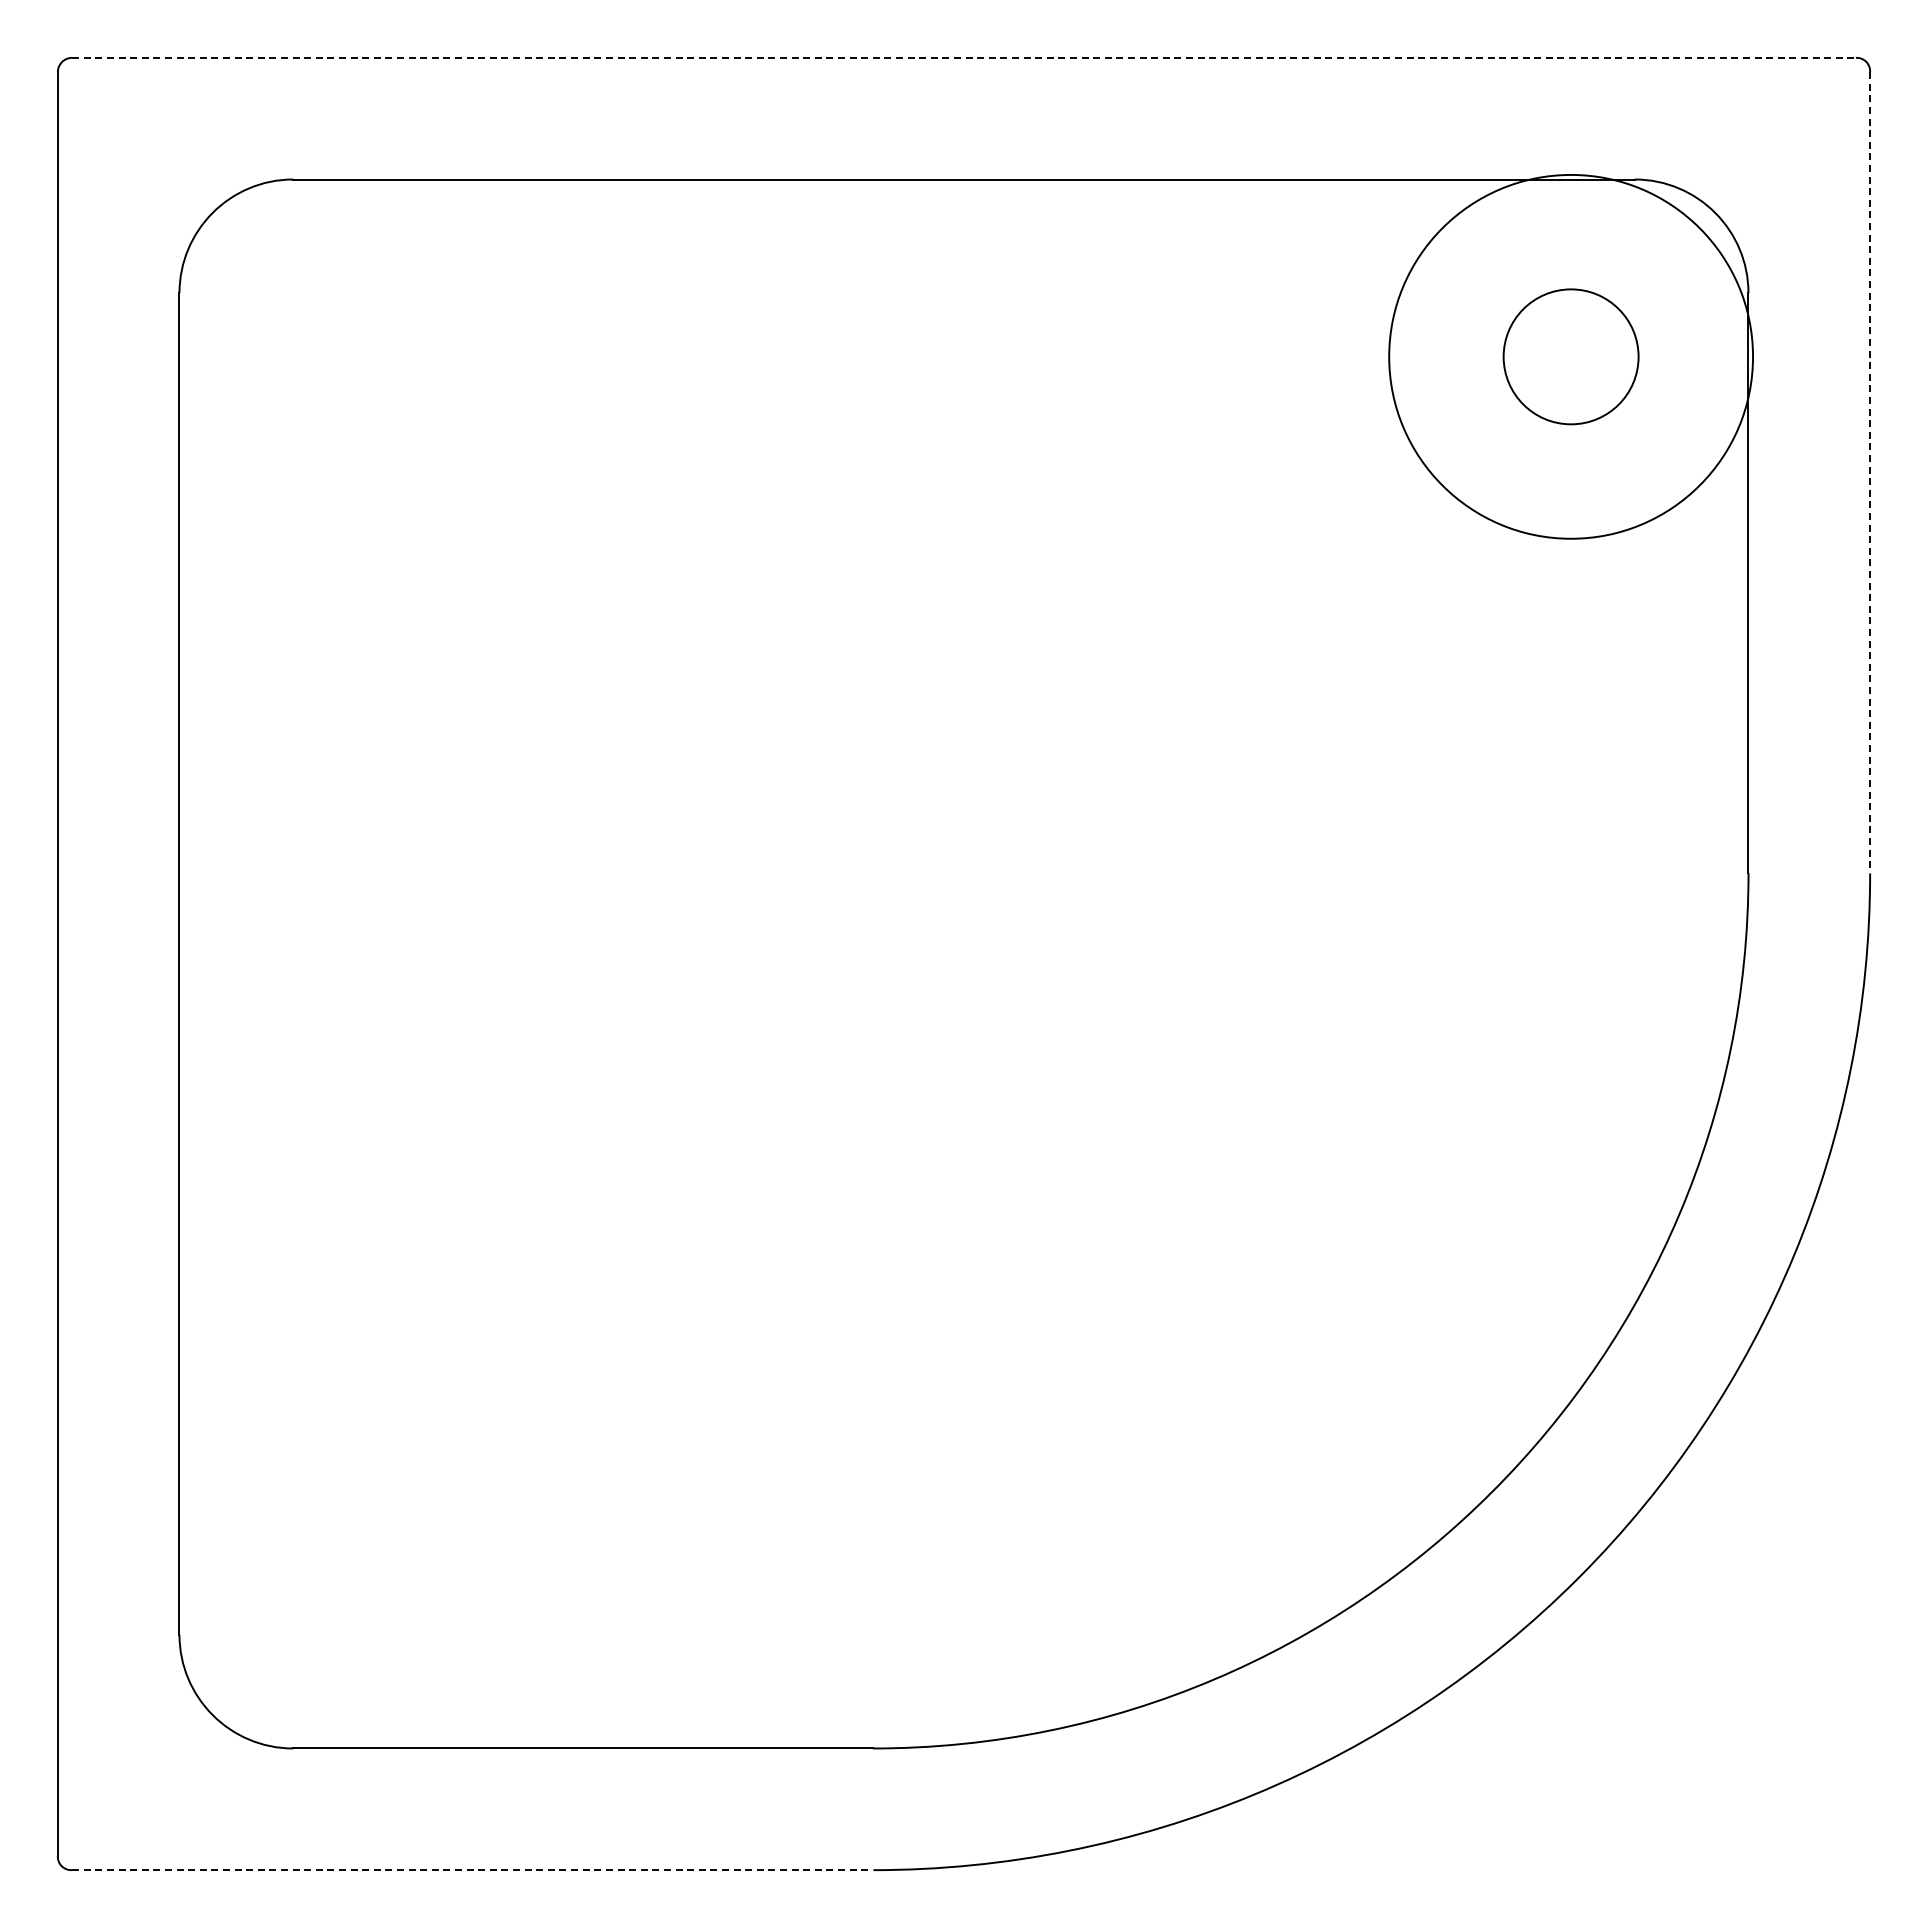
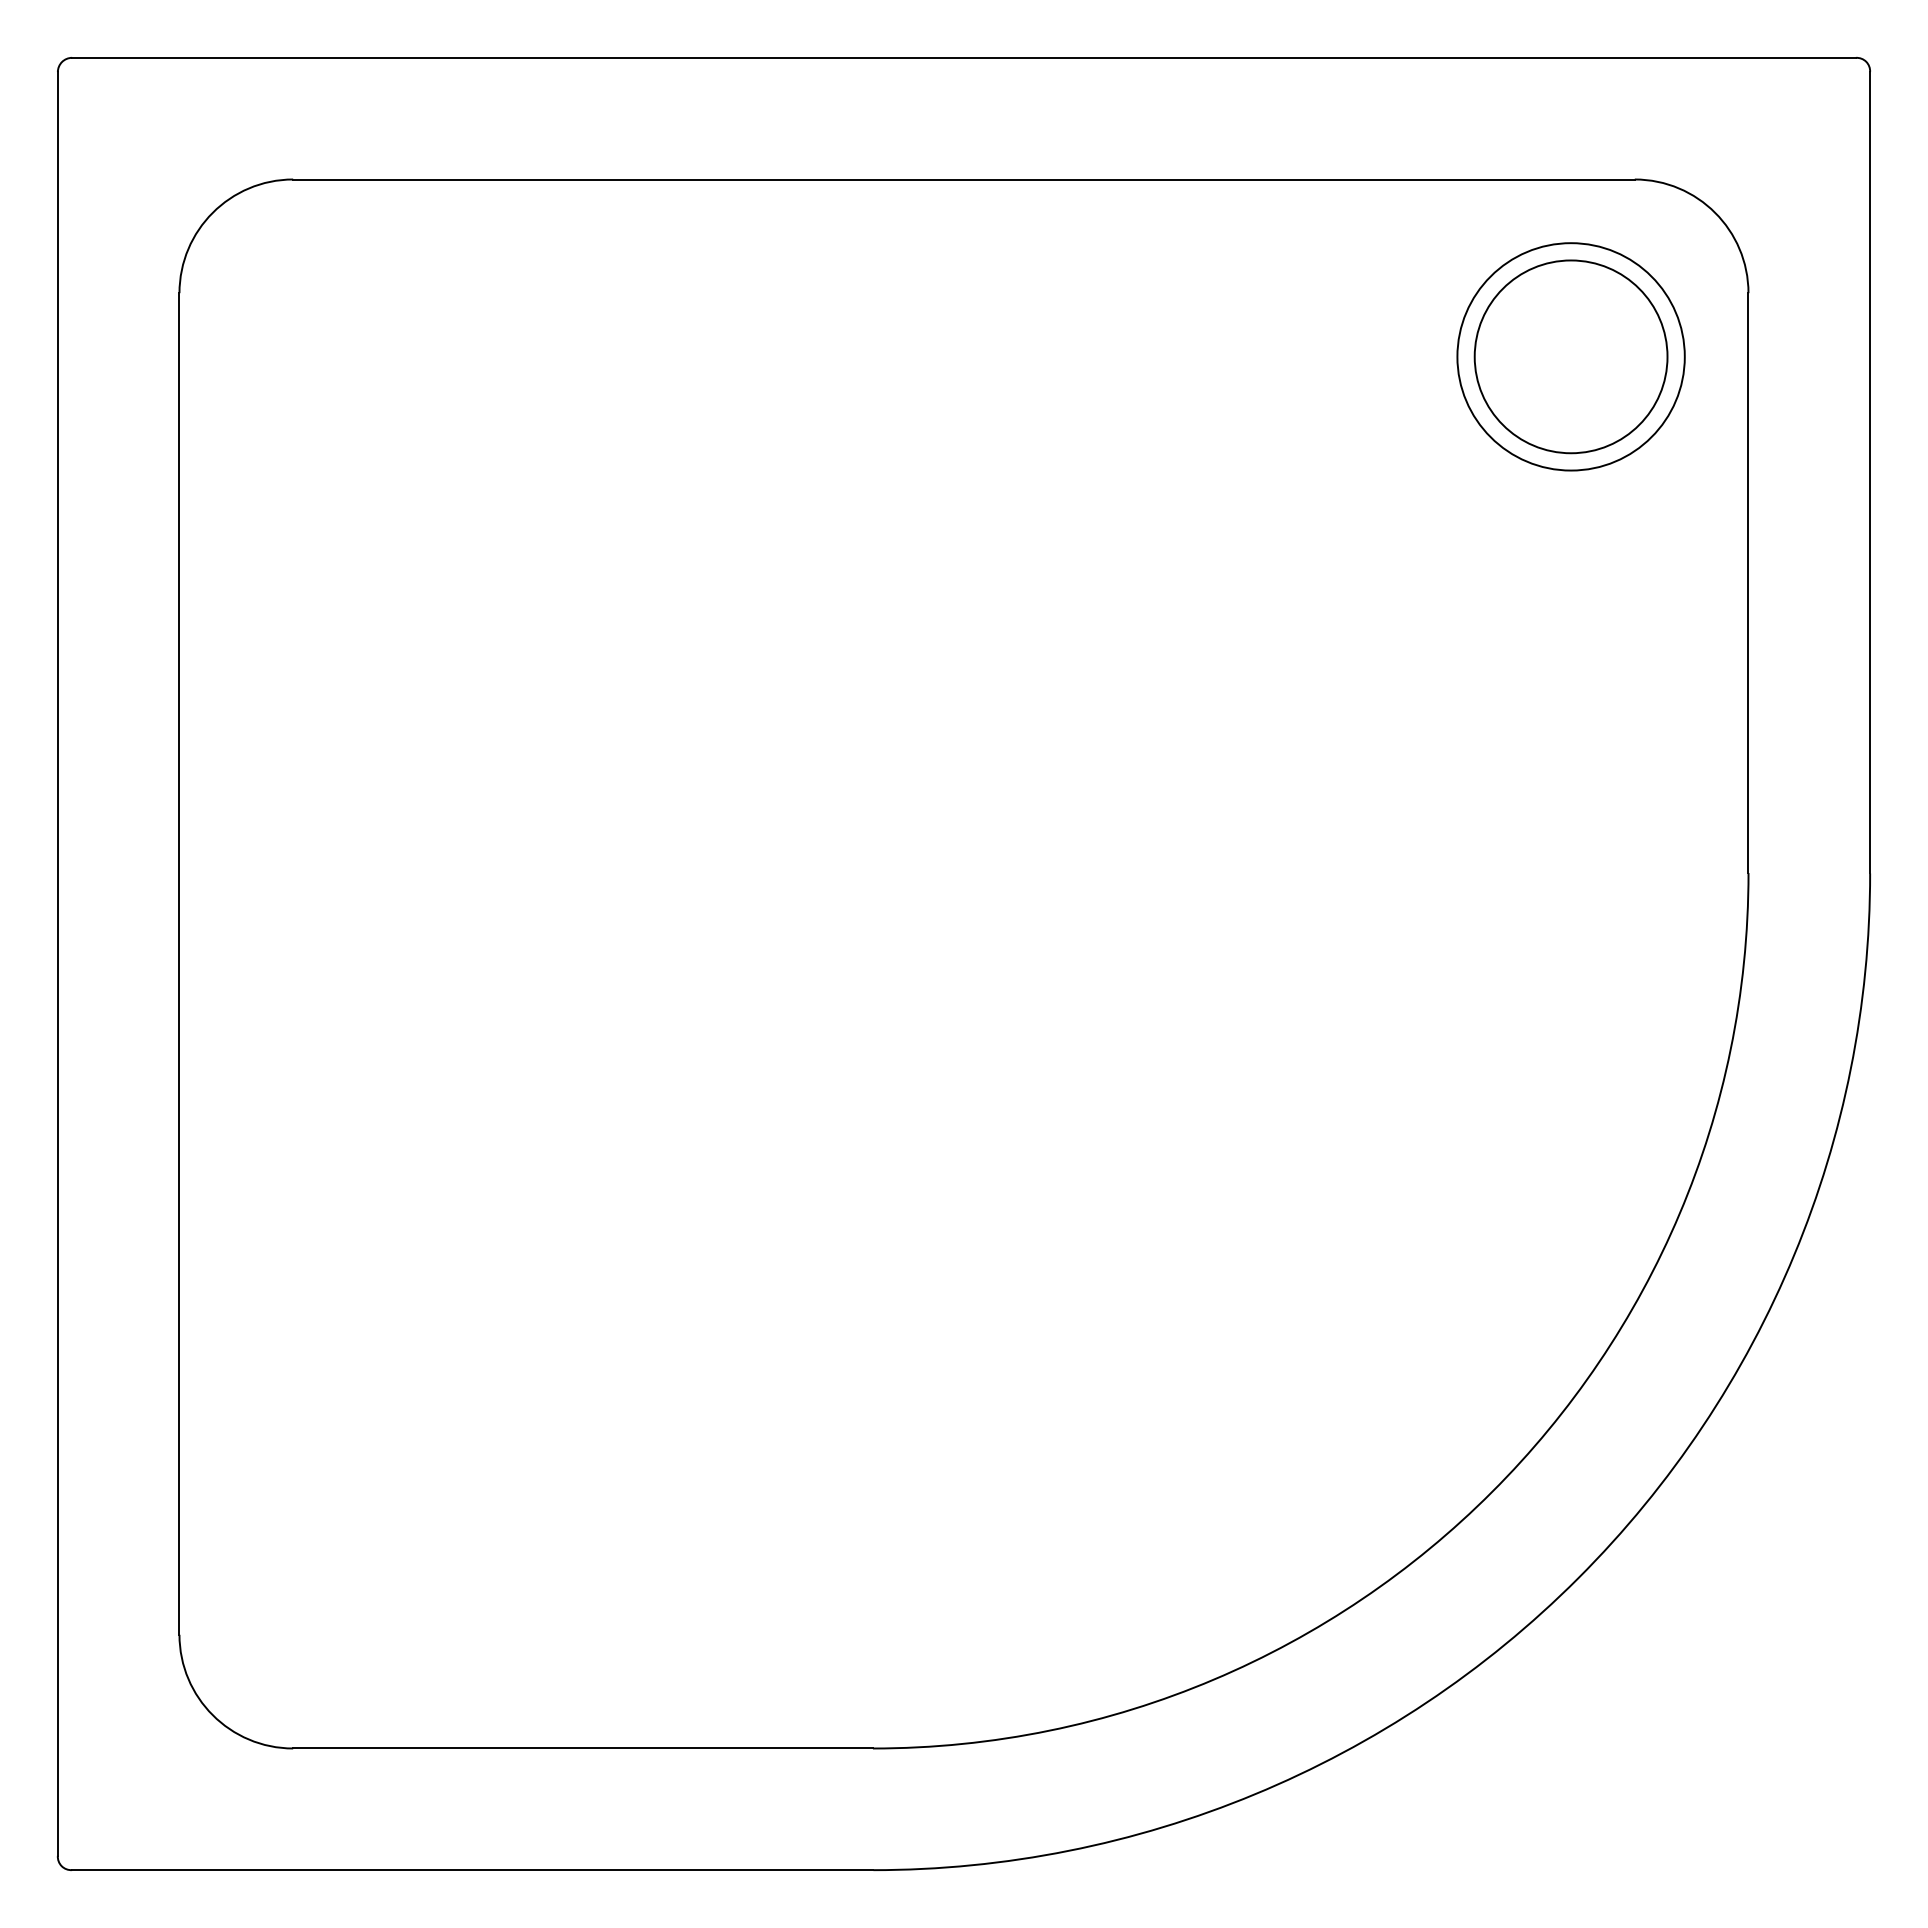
line: dashed -> solid (964, 57)
circle diameter: 135 px -> 193 px (1570, 356)
circle diameter: 364 px -> 227 px (1570, 356)
line: dashed -> solid (1870, 472)
line: dashed -> solid (472, 1870)
